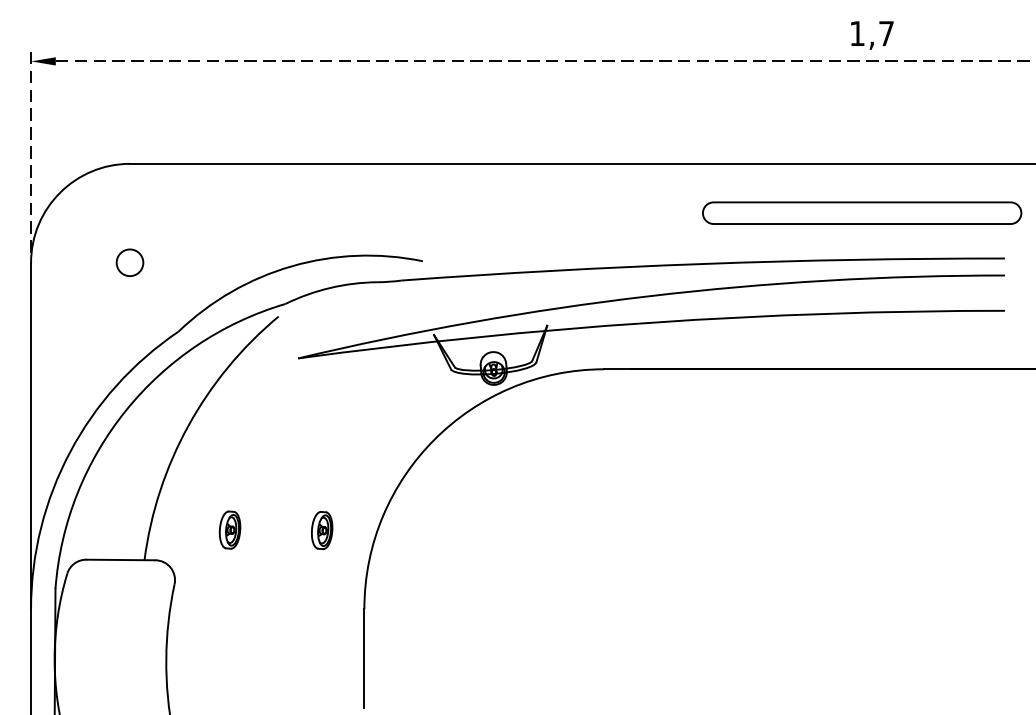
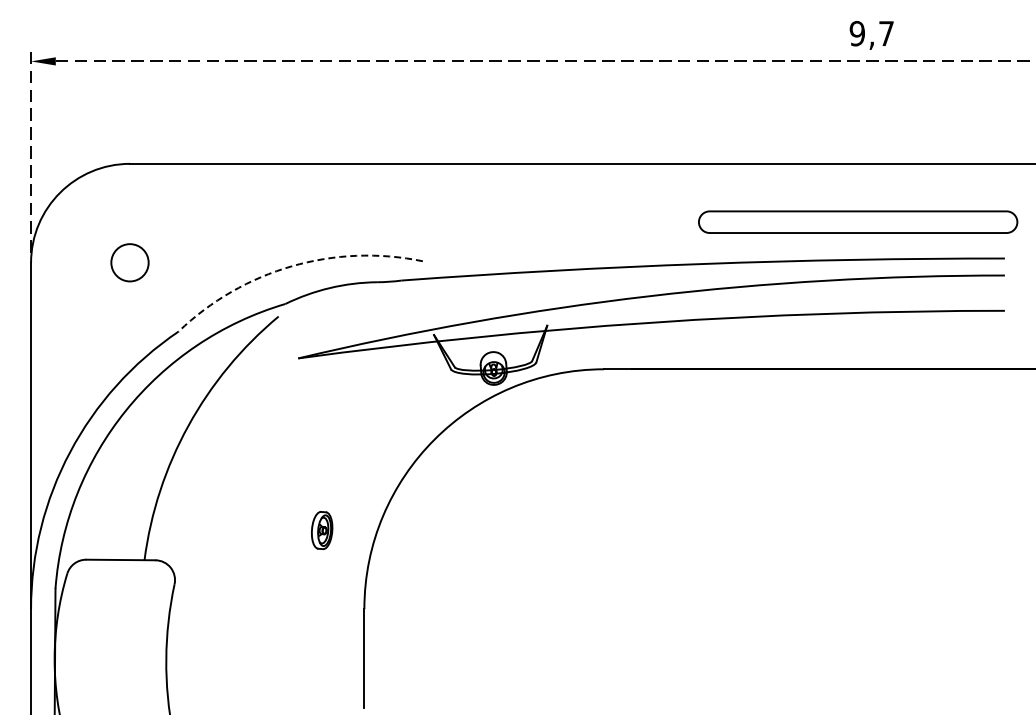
text: 1,7 -> 9,7 (856, 33)
part position: (862, 212) -> (858, 221) (858, 221)
circle diameter: 27 px -> 37 px (129, 262)
arc: solid -> dashed (291, 266)
part: present -> none (229, 529)
